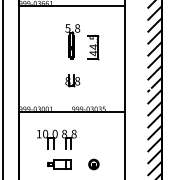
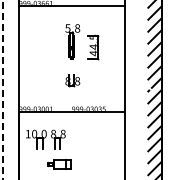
line: solid -> dashed (2, 89)
part position: (56, 139) -> (45, 139) (45, 139)
part: present -> none (93, 164)
